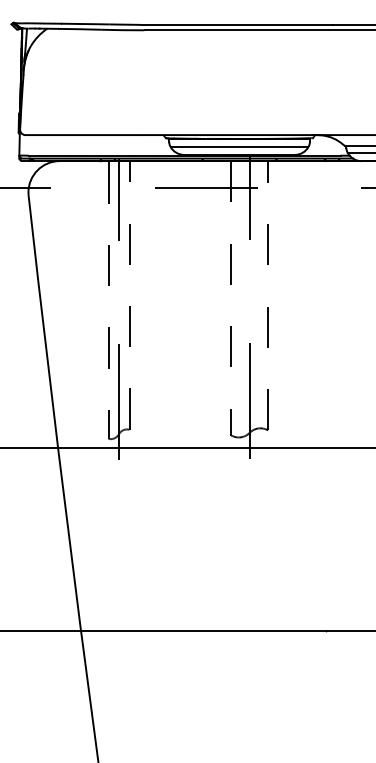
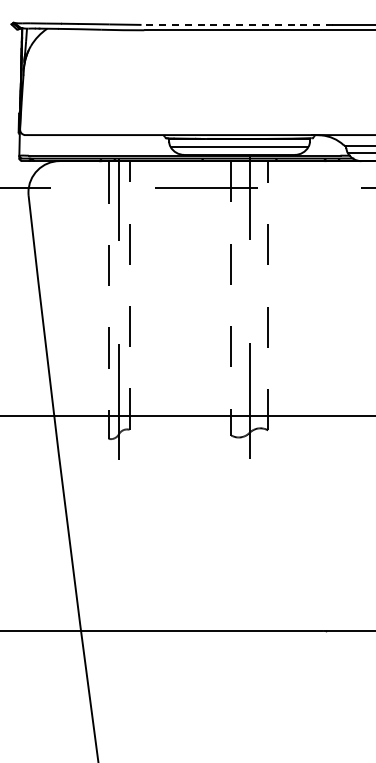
line: solid -> dashed (237, 24)
line position: (187, 448) -> (187, 416) (187, 416)
